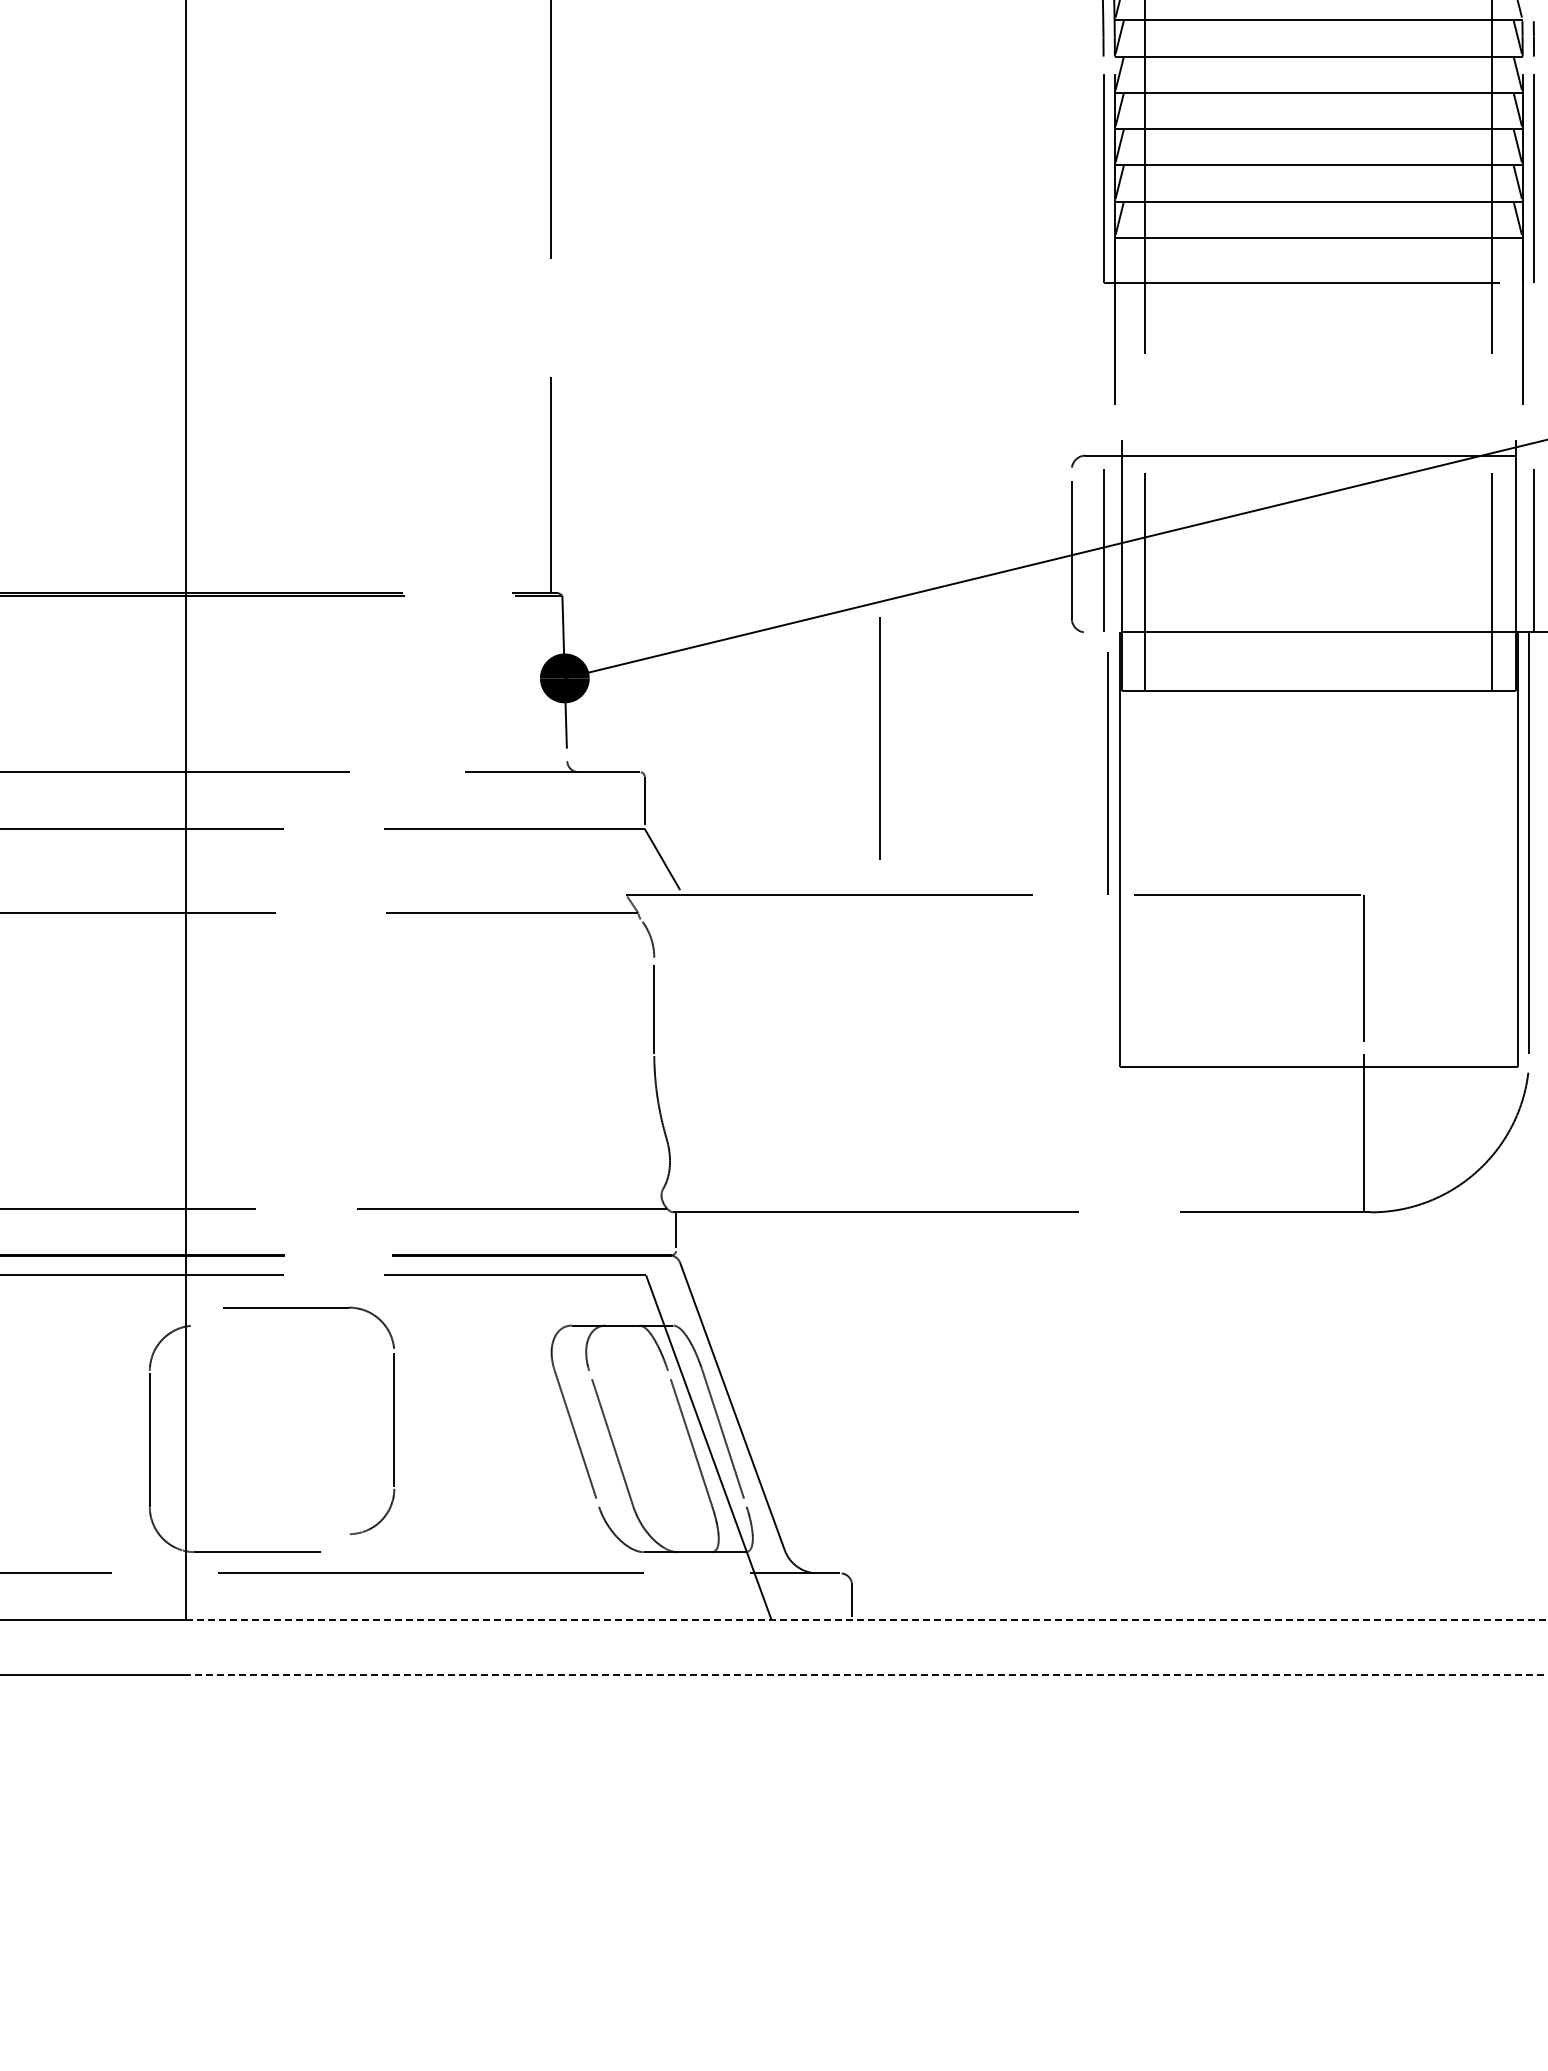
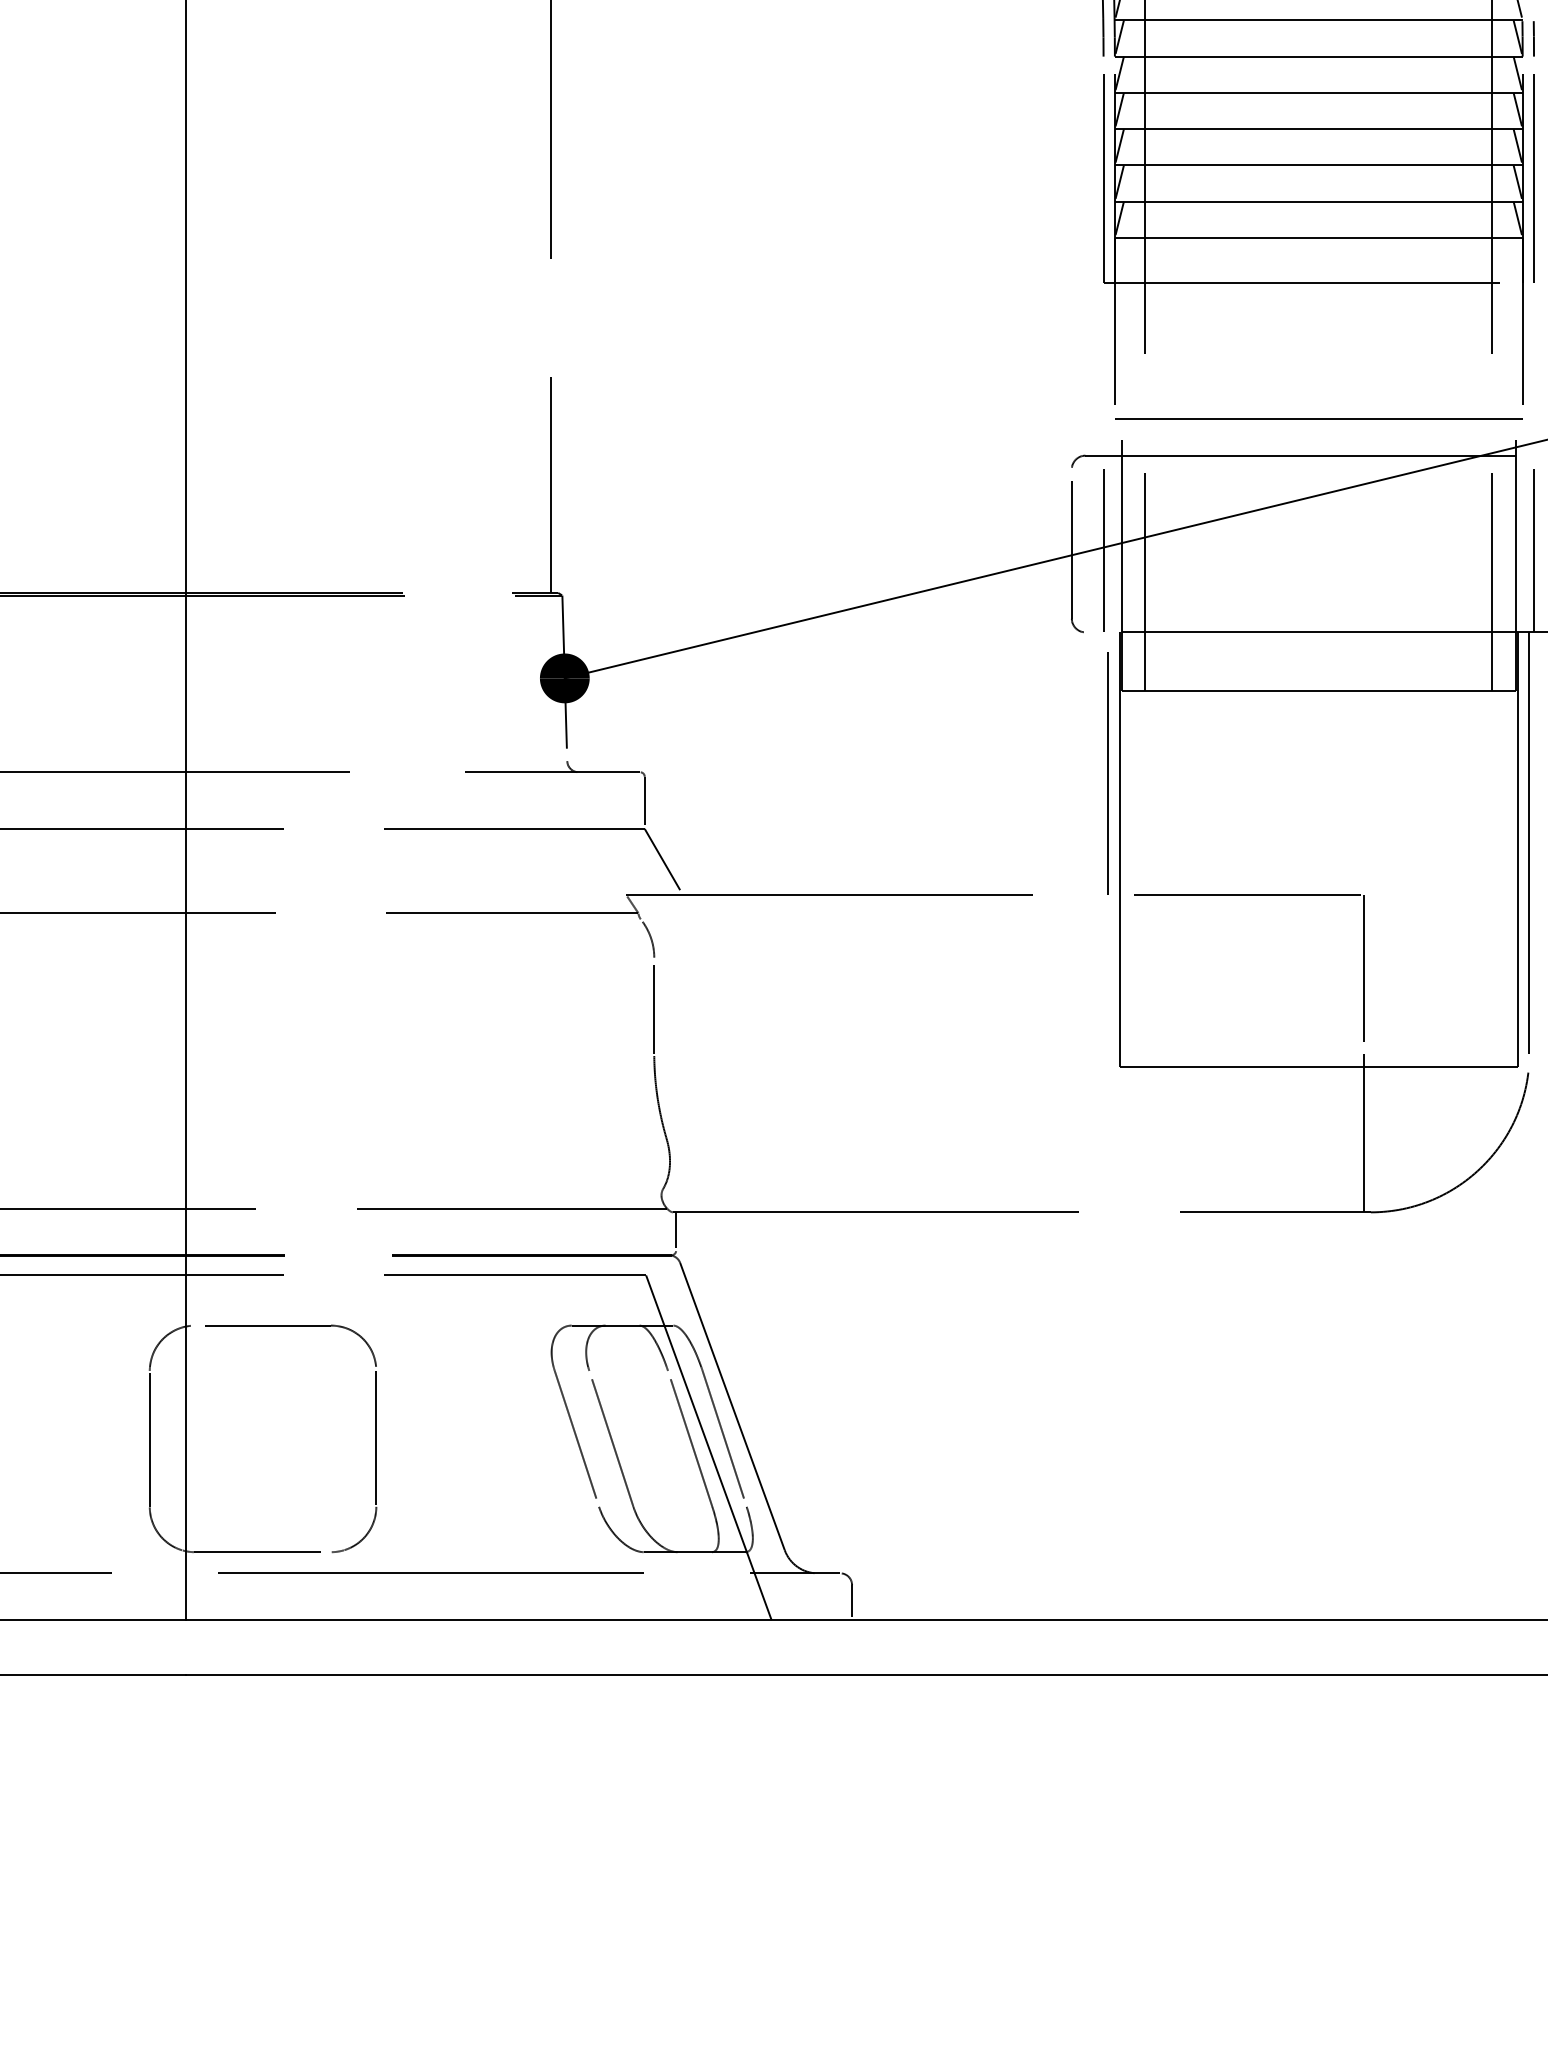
line: none -> present (1318, 419)
line: present -> none (879, 738)
part position: (393, 1420) -> (375, 1438) (375, 1438)
line: dashed -> solid (866, 1620)
line: dashed -> solid (866, 1674)
